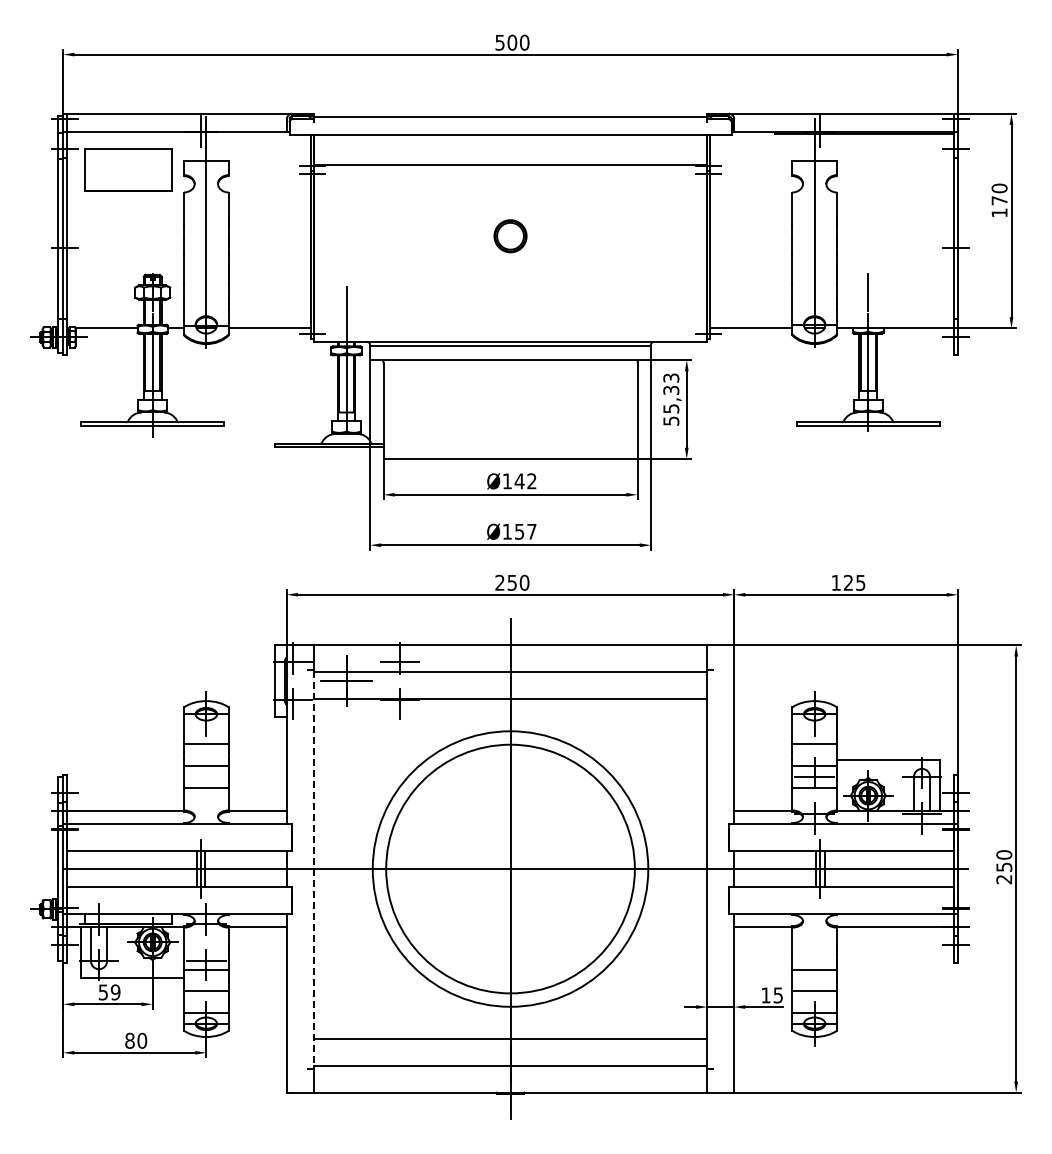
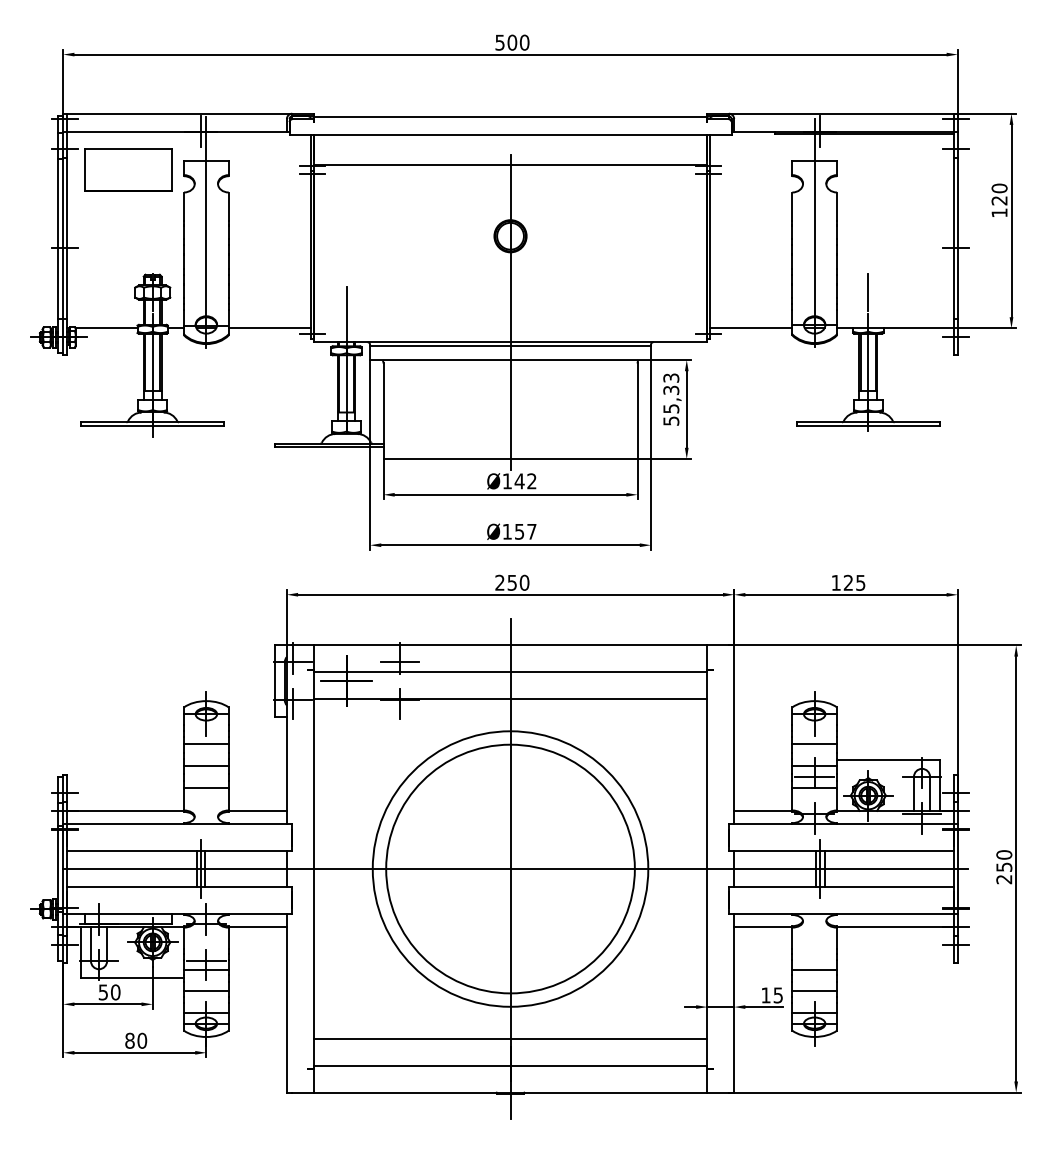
text: 170 -> 120 (999, 200)
line: none -> present (510, 312)
line: dashed -> solid (313, 869)
text: 59 -> 50 (115, 992)
